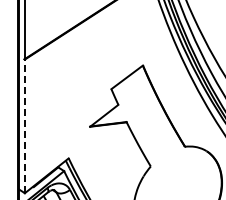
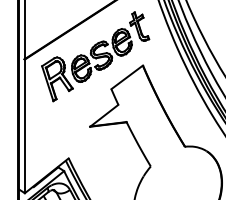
part: none -> present (95, 56)
line: dashed -> solid (24, 126)
